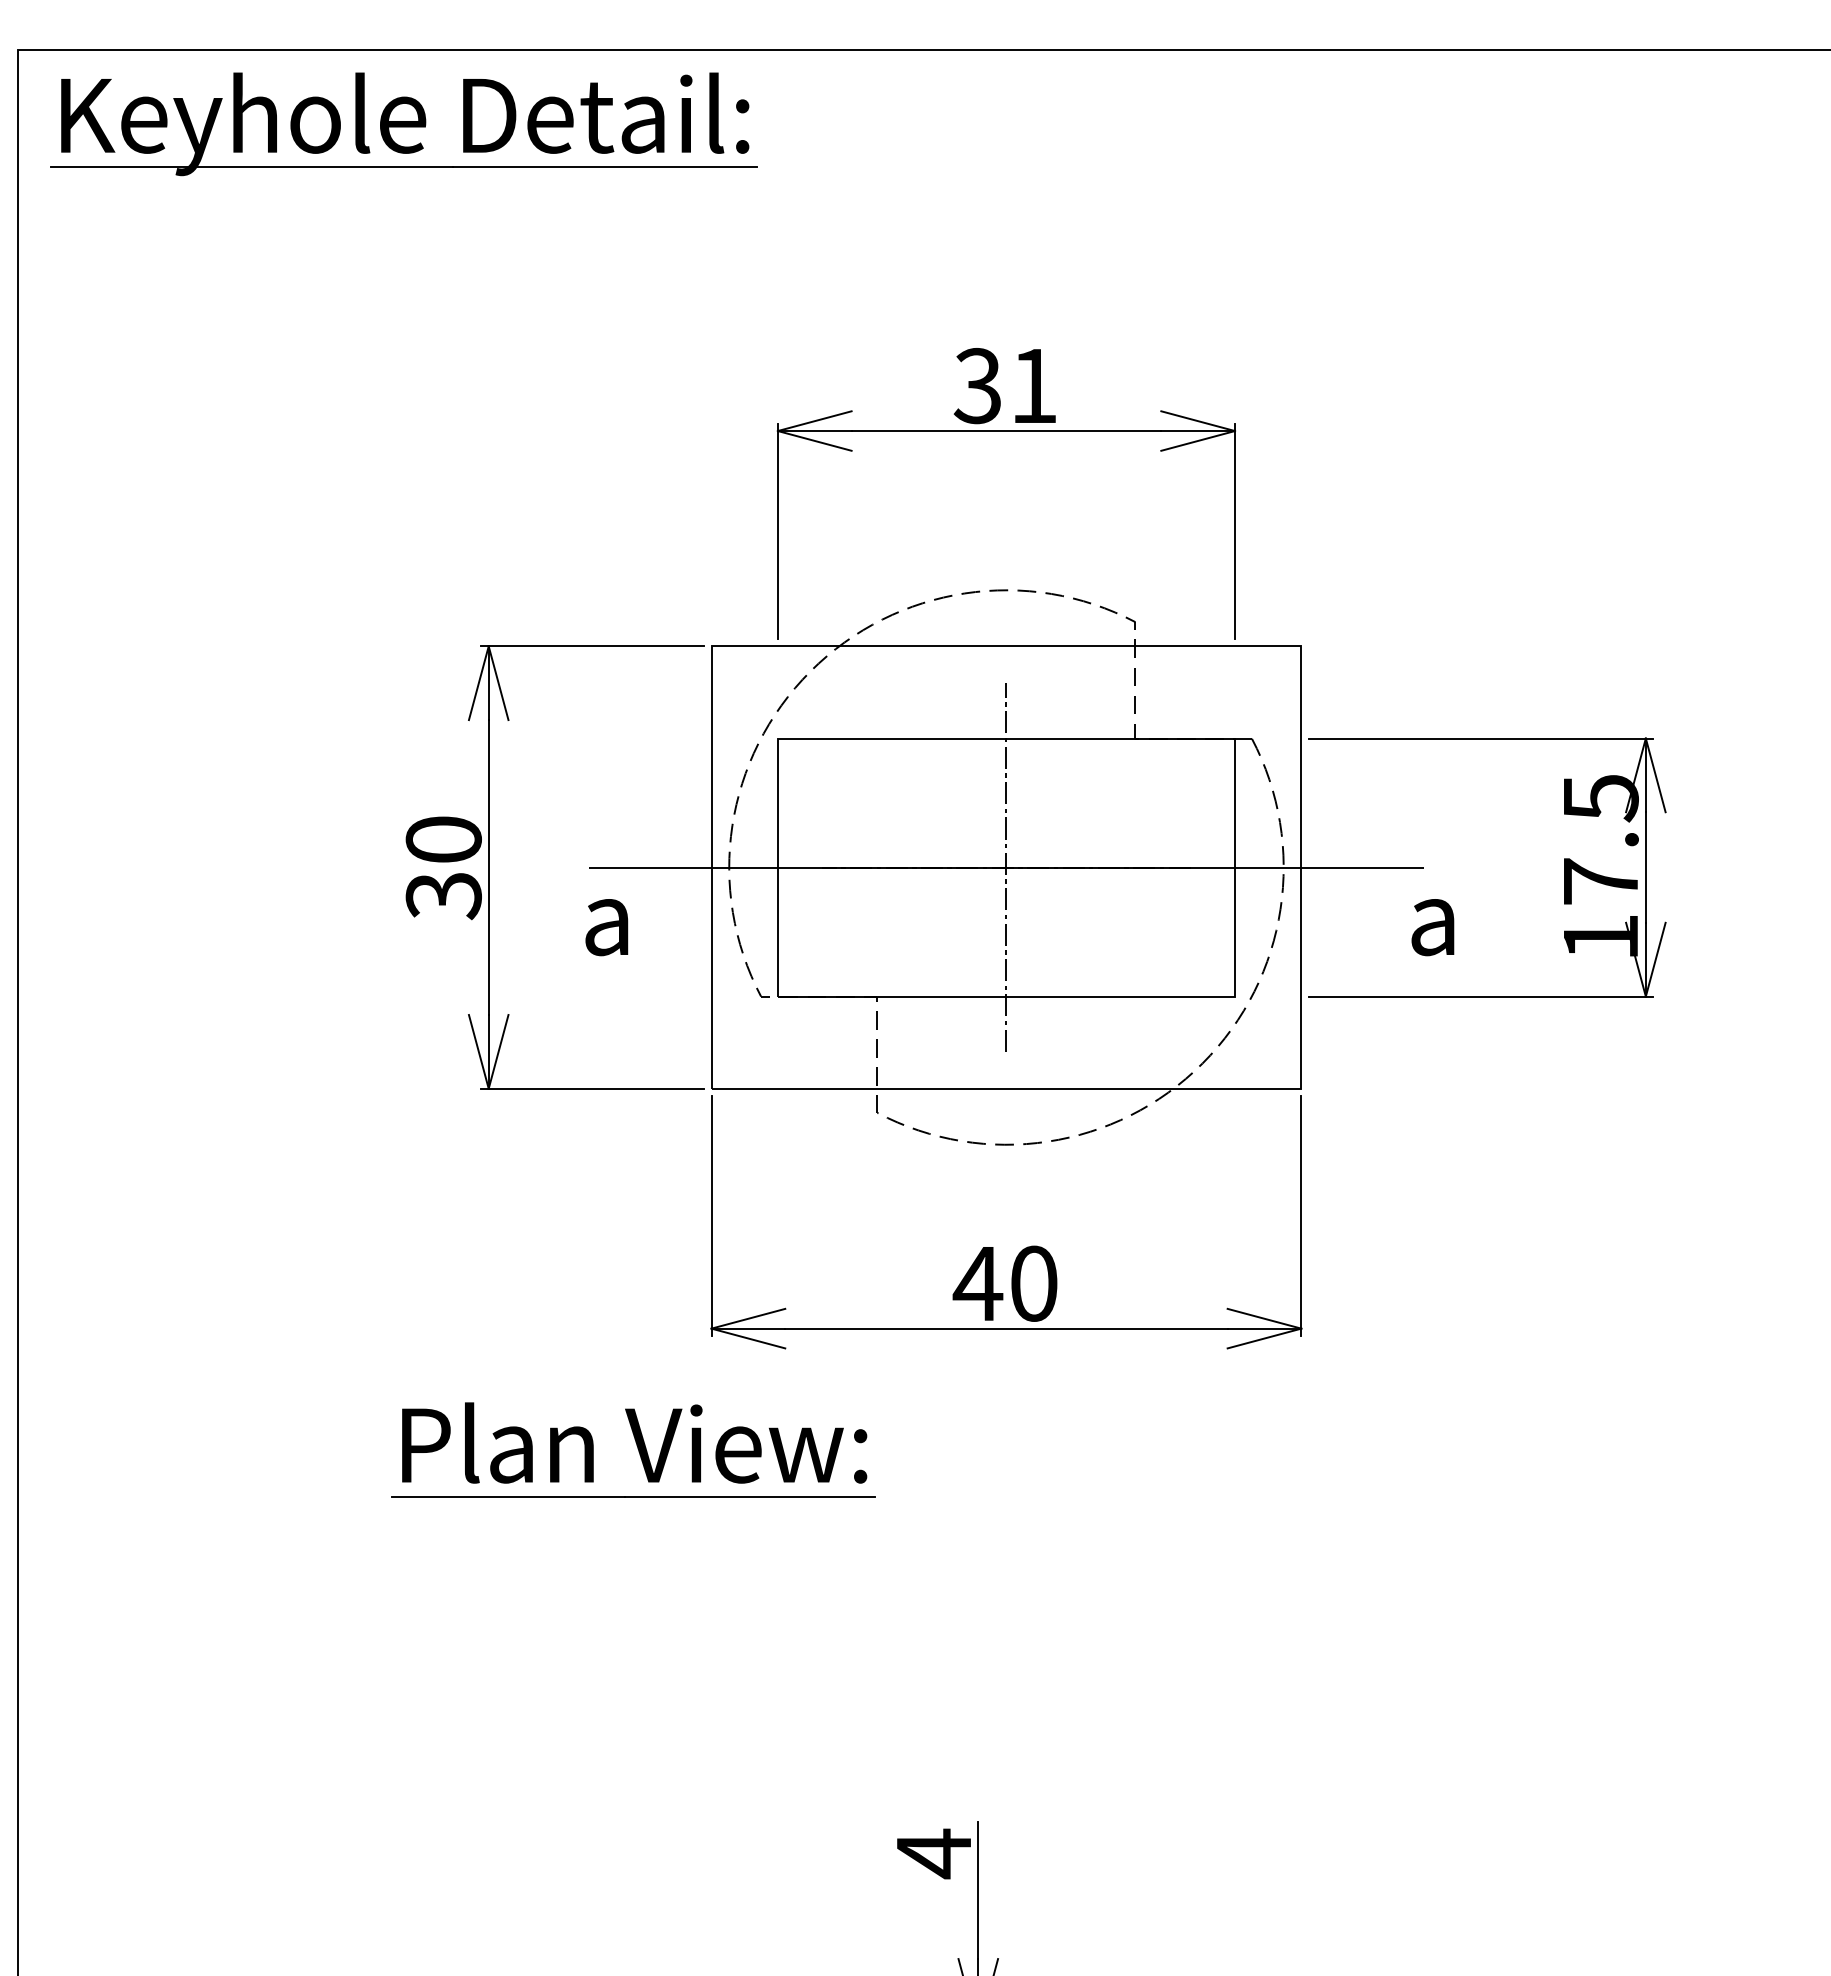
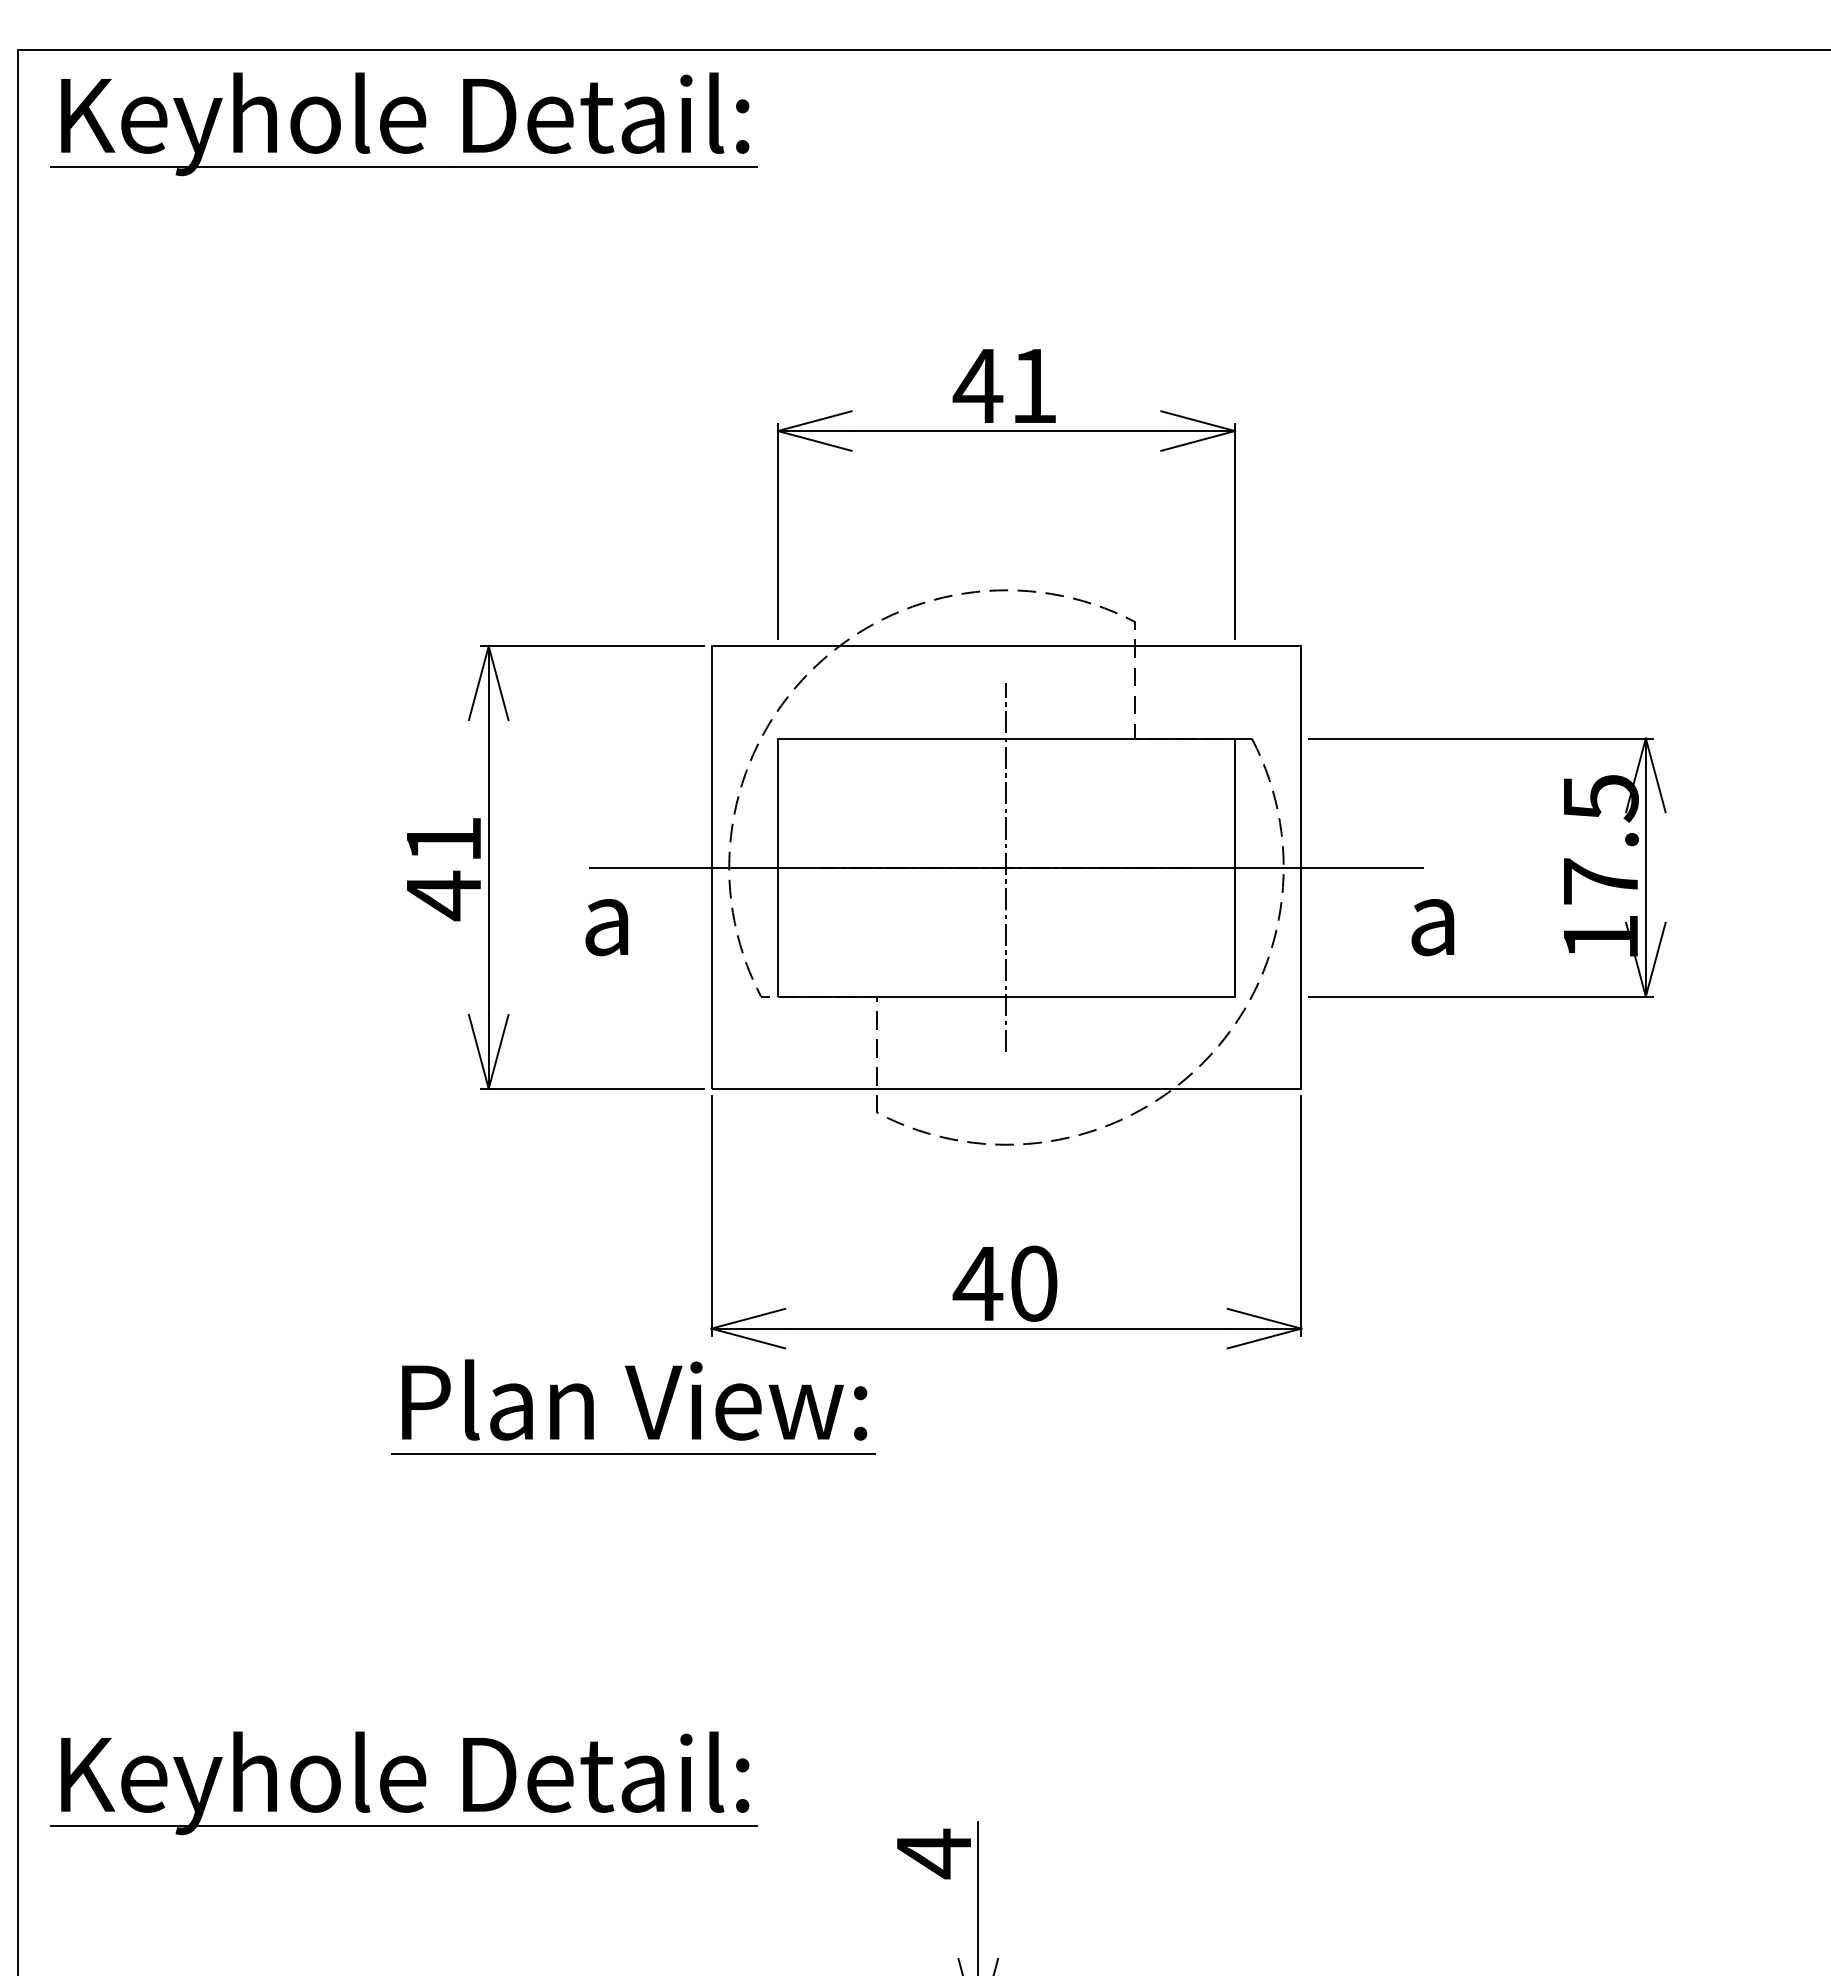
text: 31 -> 41 (977, 386)
text: 30 -> 41 (443, 868)
part position: (633, 1449) -> (633, 1406) (633, 1406)
part: none -> present (403, 1783)
